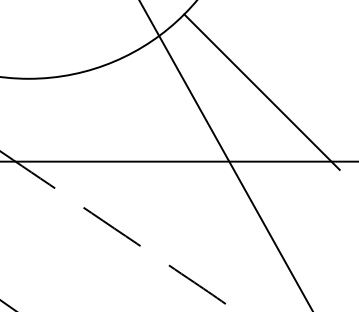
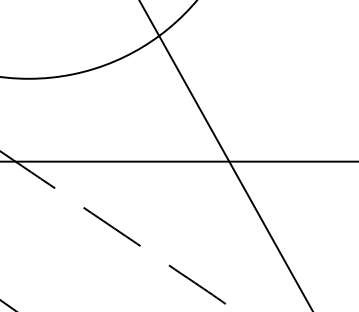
line: present -> none (261, 91)
